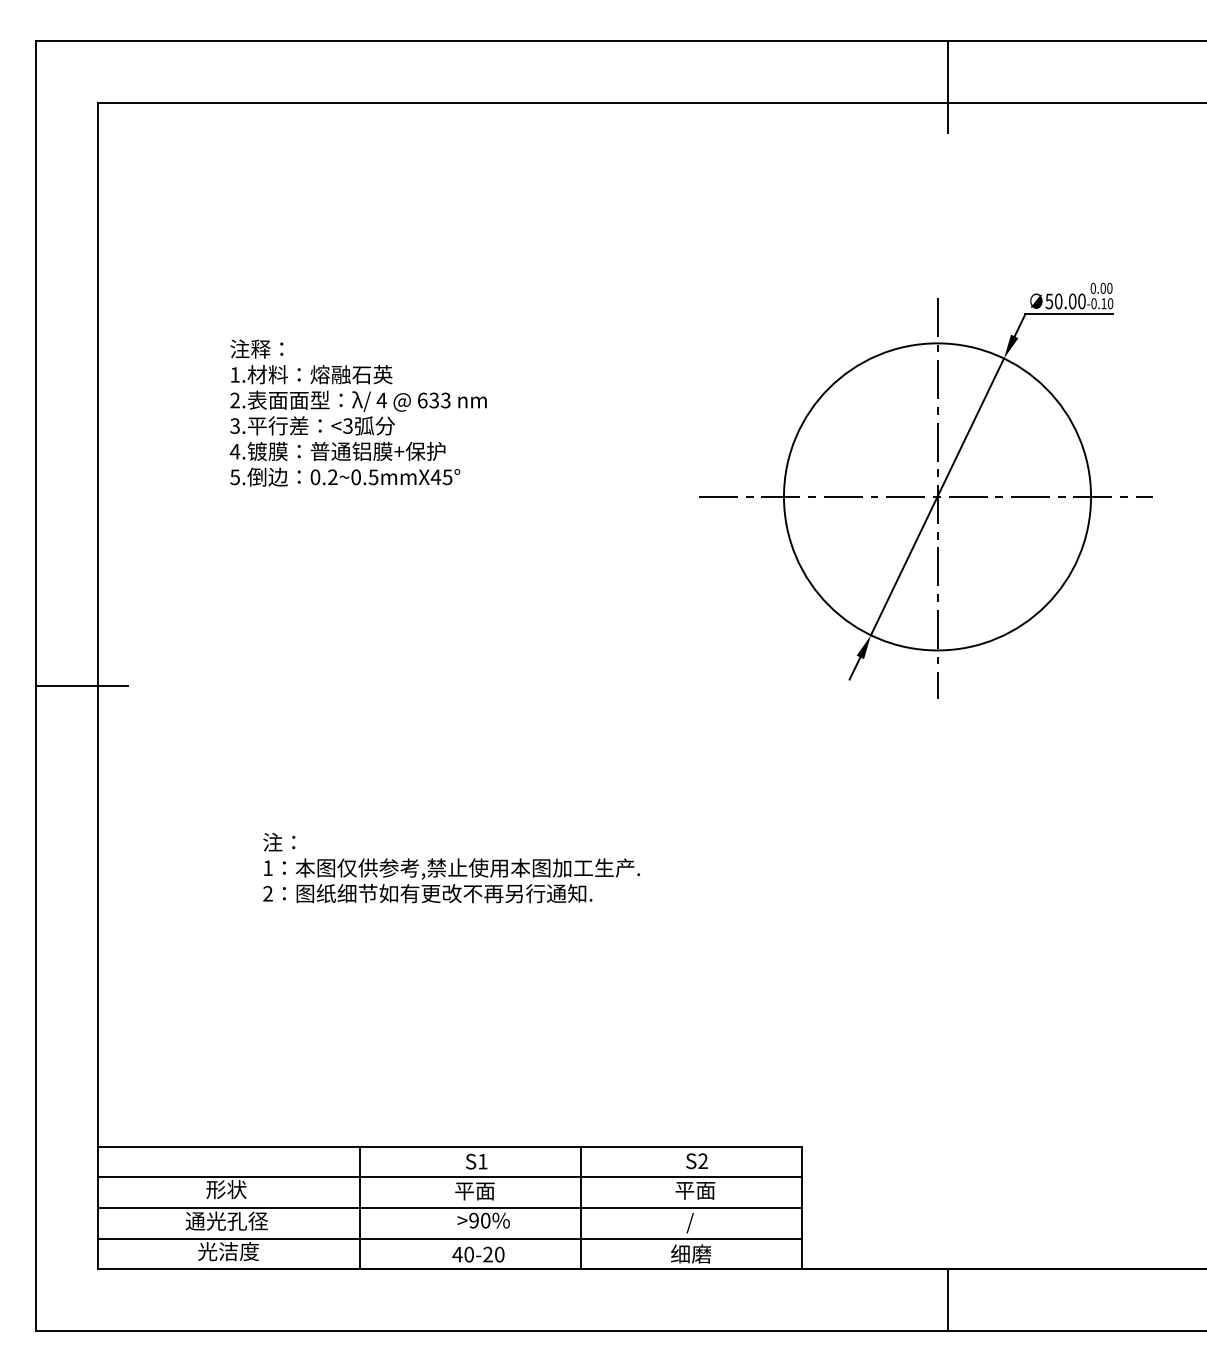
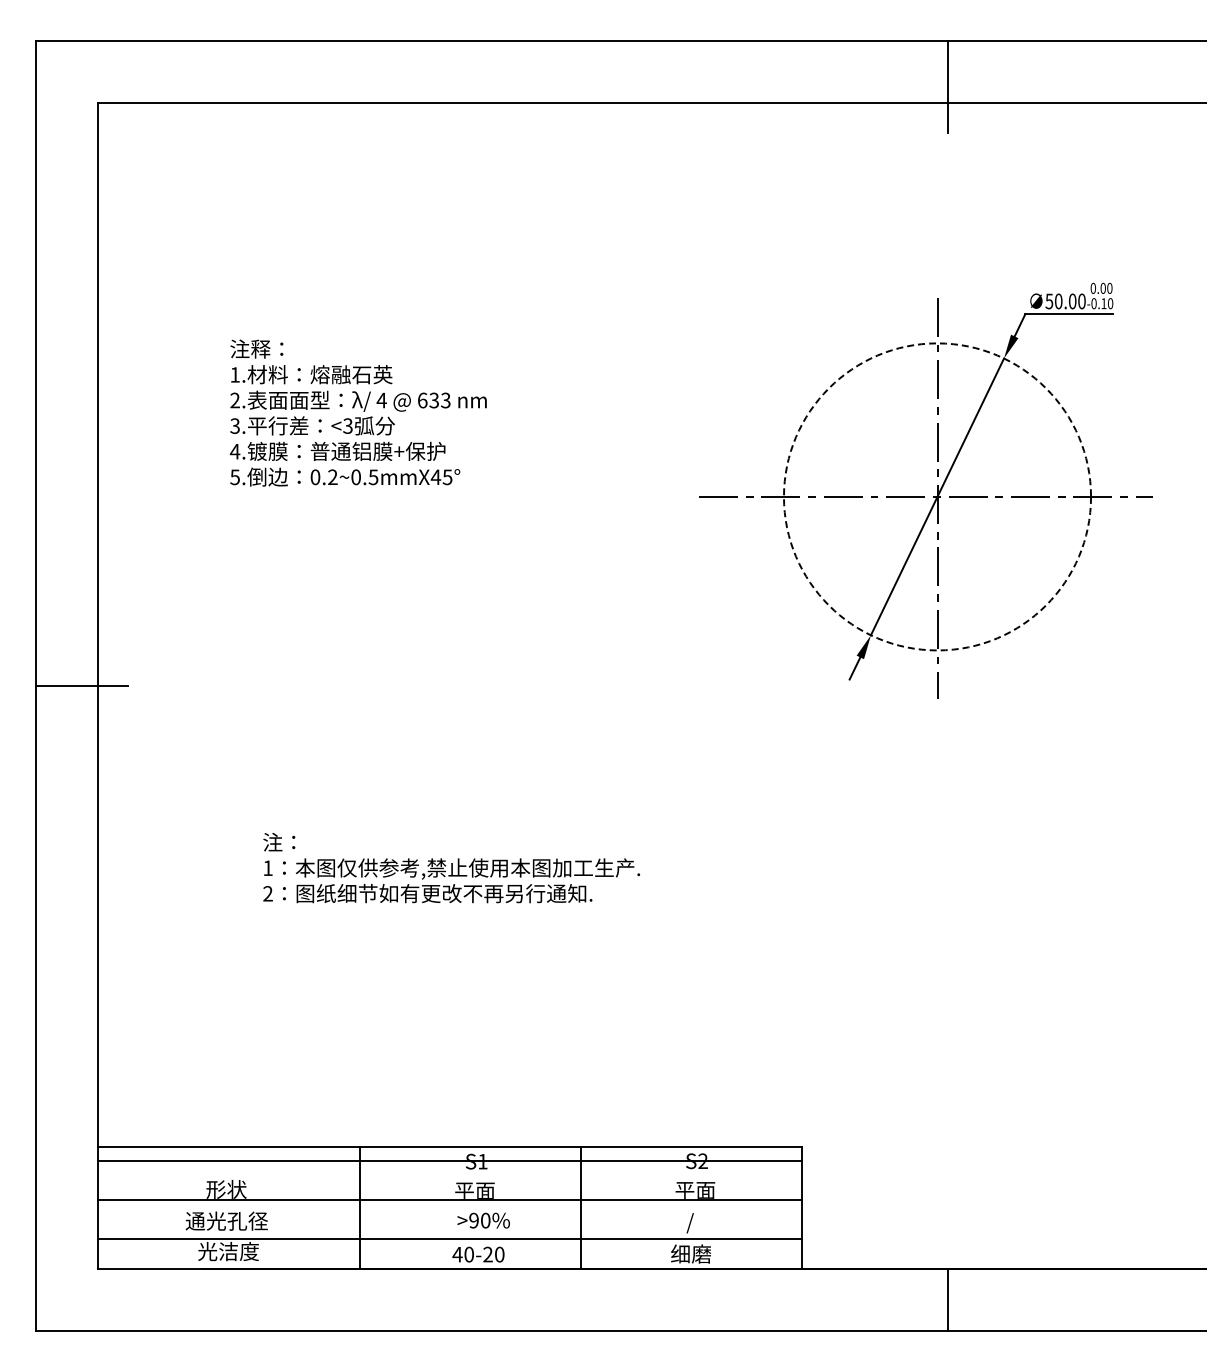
circle: solid -> dashed (937, 496)
line position: (449, 1177) -> (449, 1161) (449, 1161)
line position: (449, 1208) -> (449, 1200) (449, 1200)
